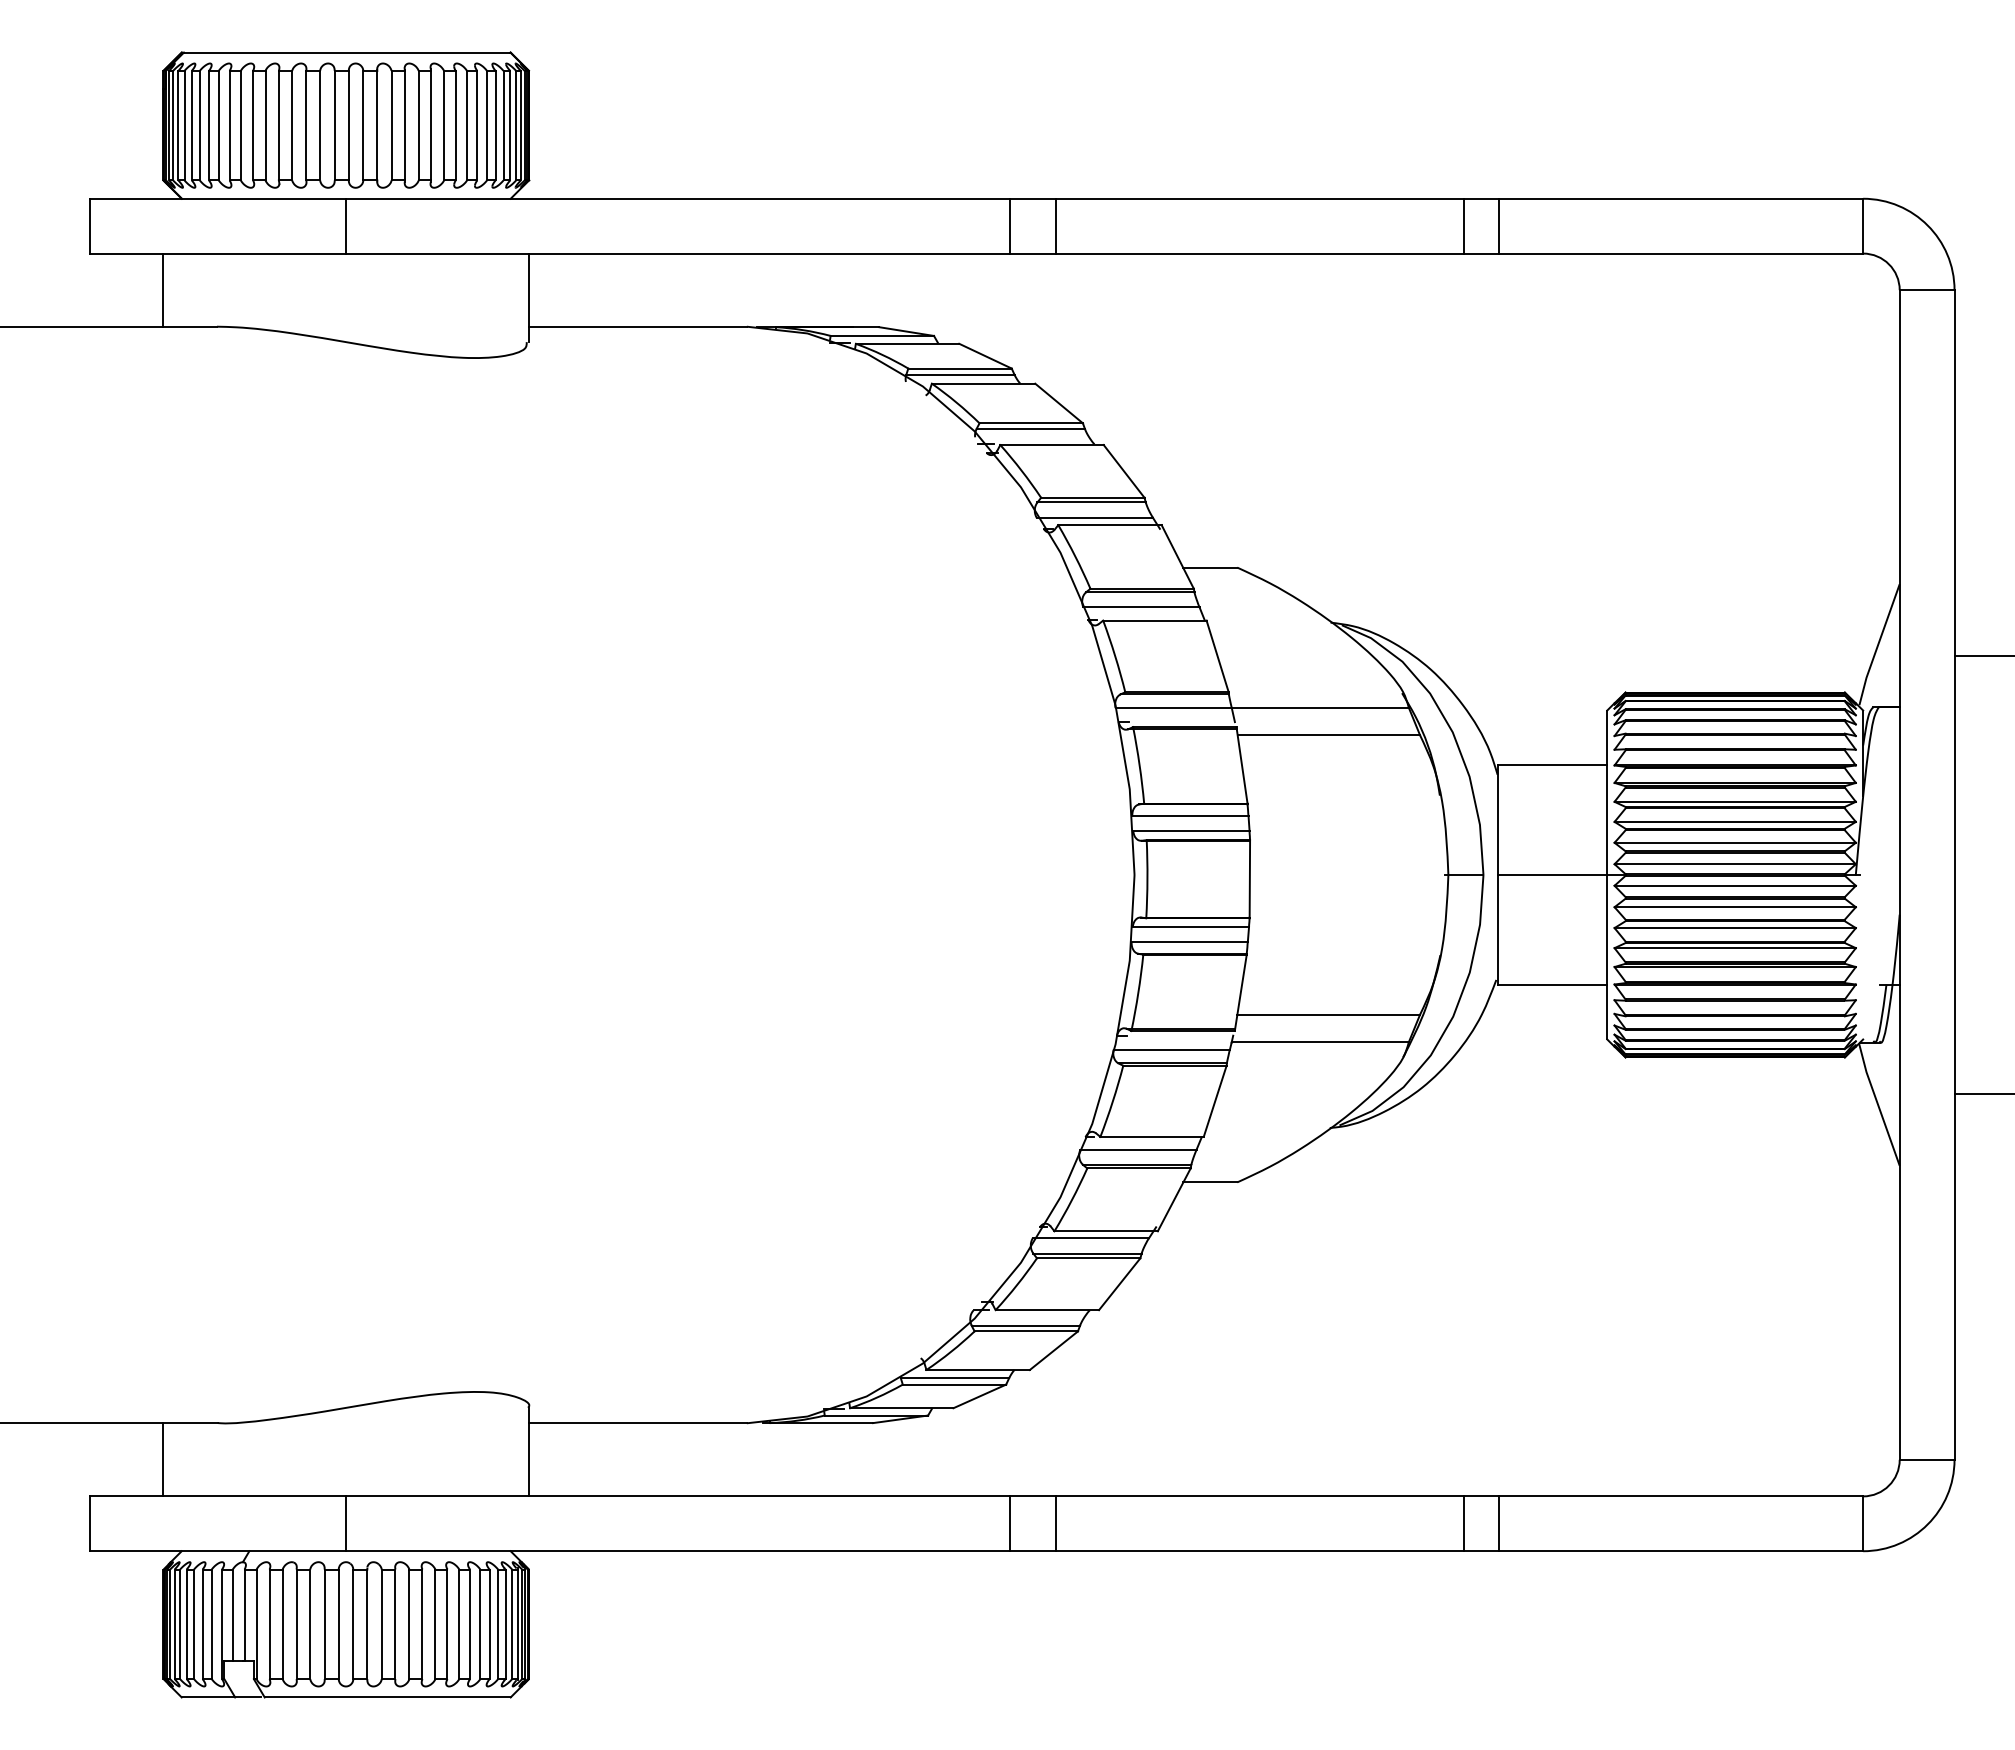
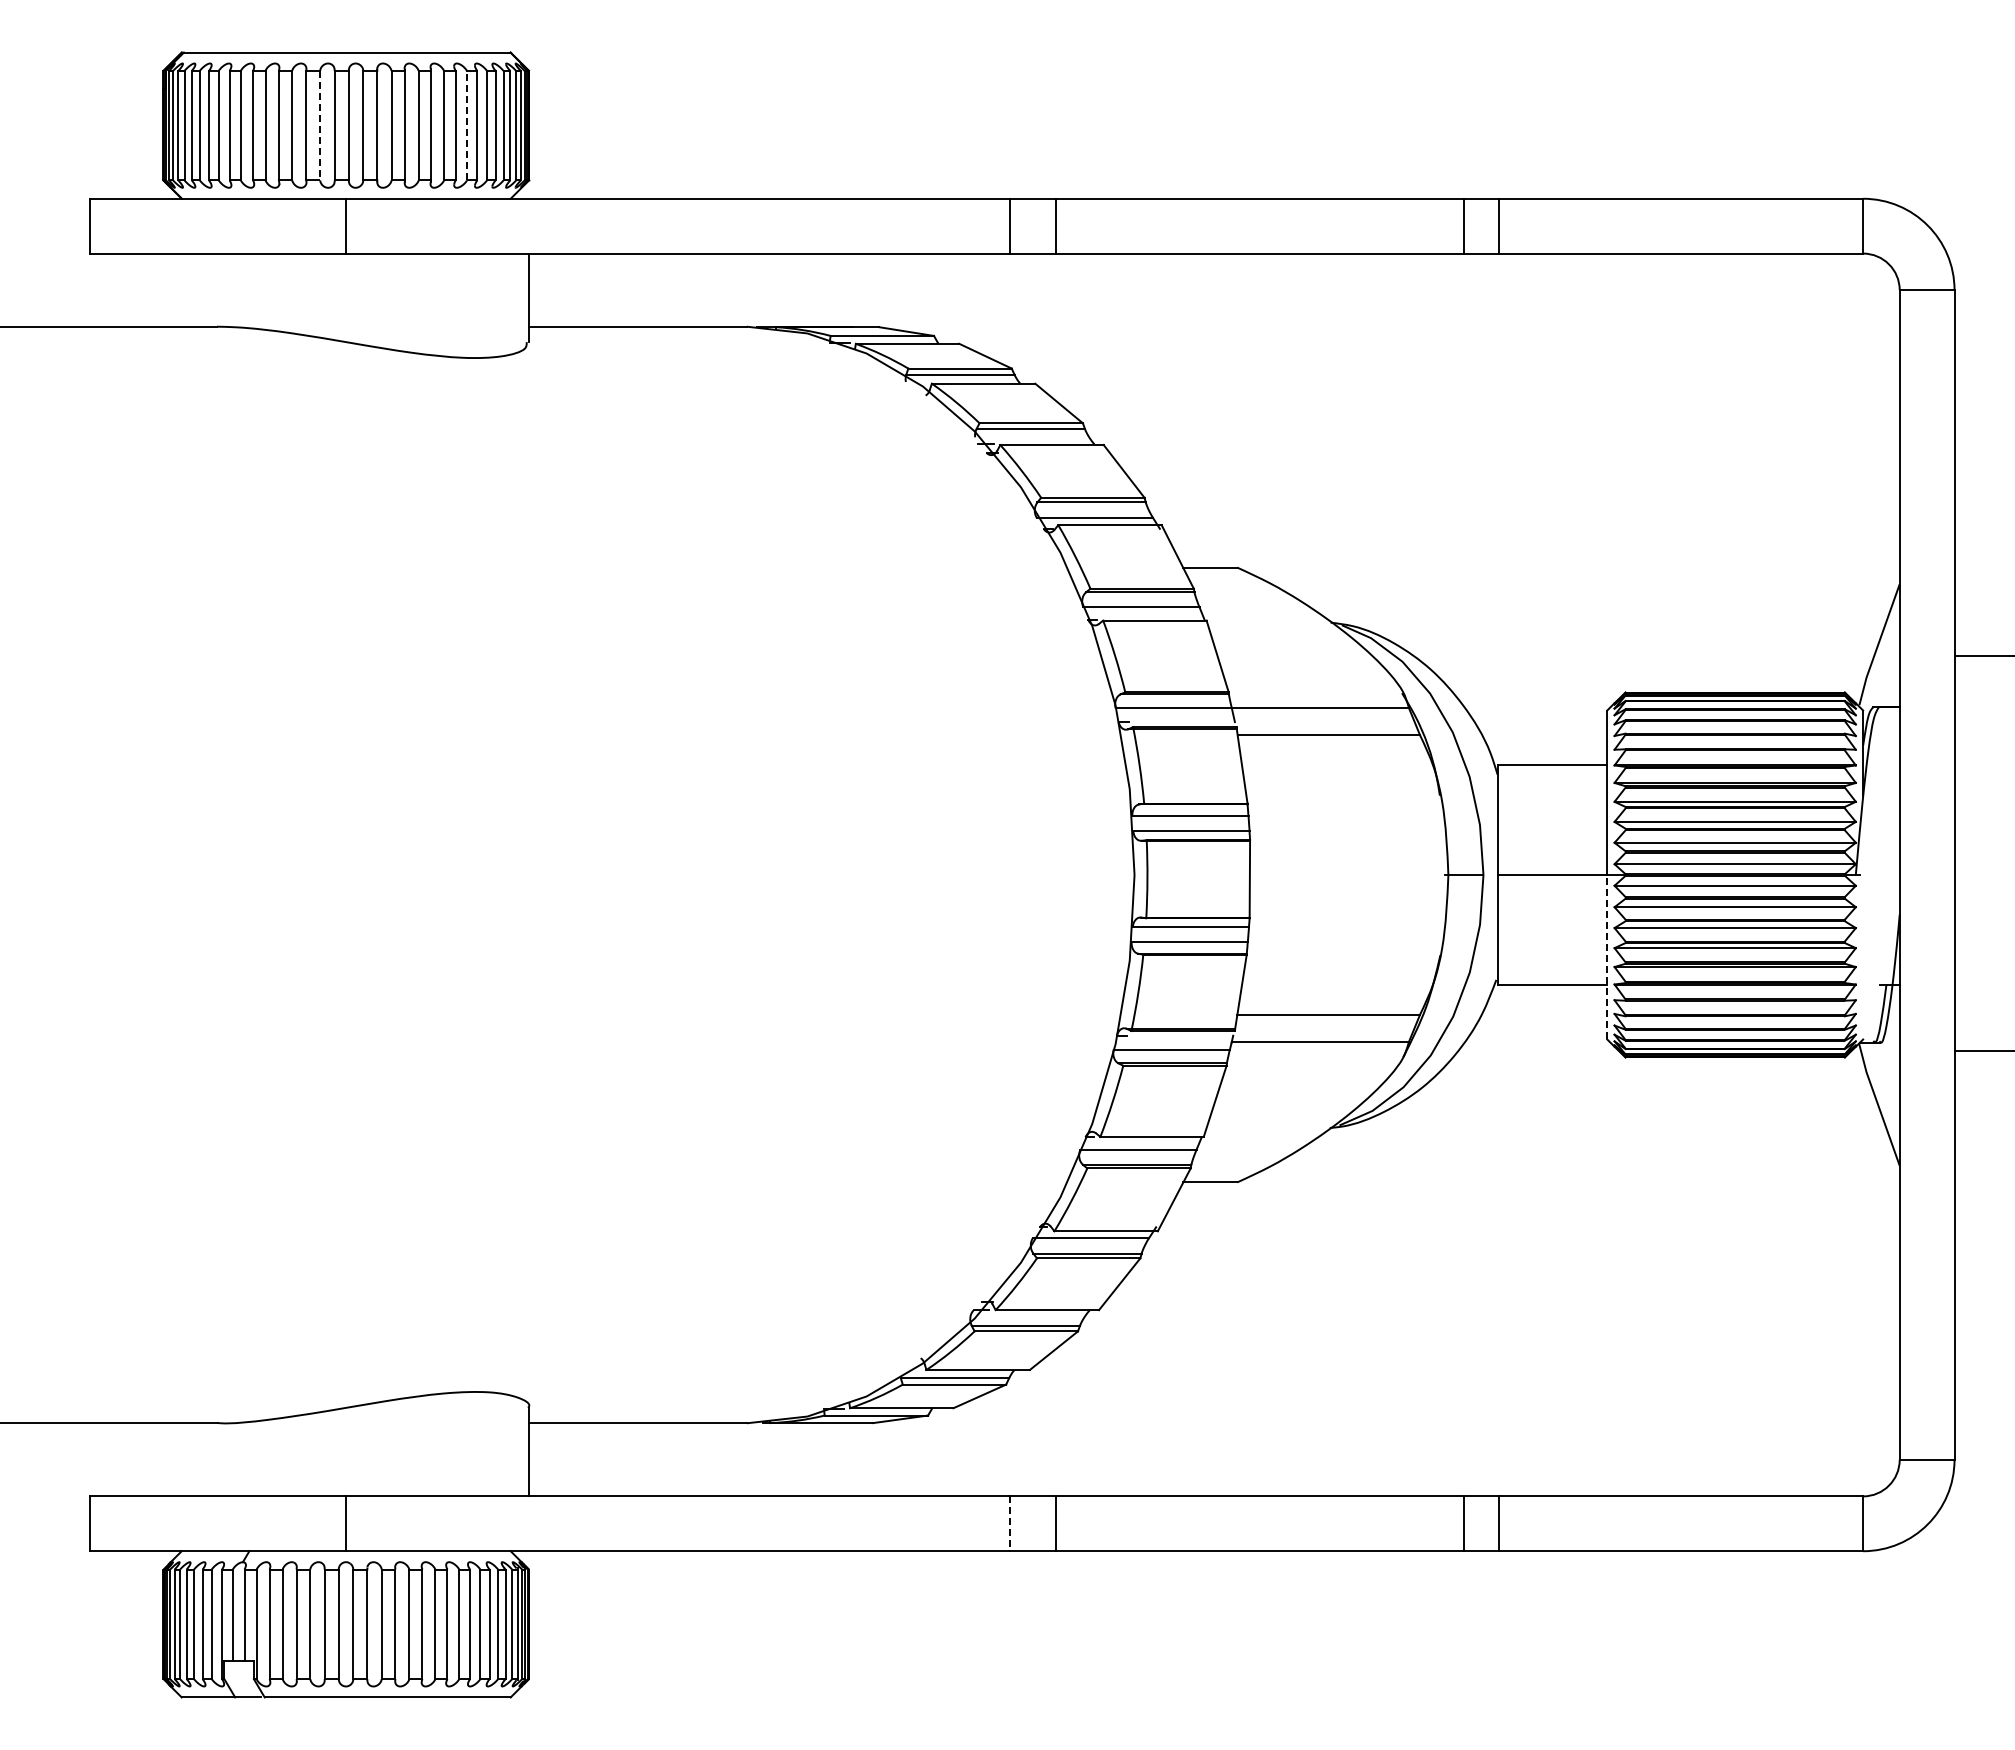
line: solid -> dashed (320, 125)
line: solid -> dashed (467, 125)
line: present -> none (163, 289)
line: solid -> dashed (1607, 956)
line position: (1982, 1094) -> (1982, 1051) (1982, 1051)
line: present -> none (163, 1459)
line: solid -> dashed (1009, 1524)
